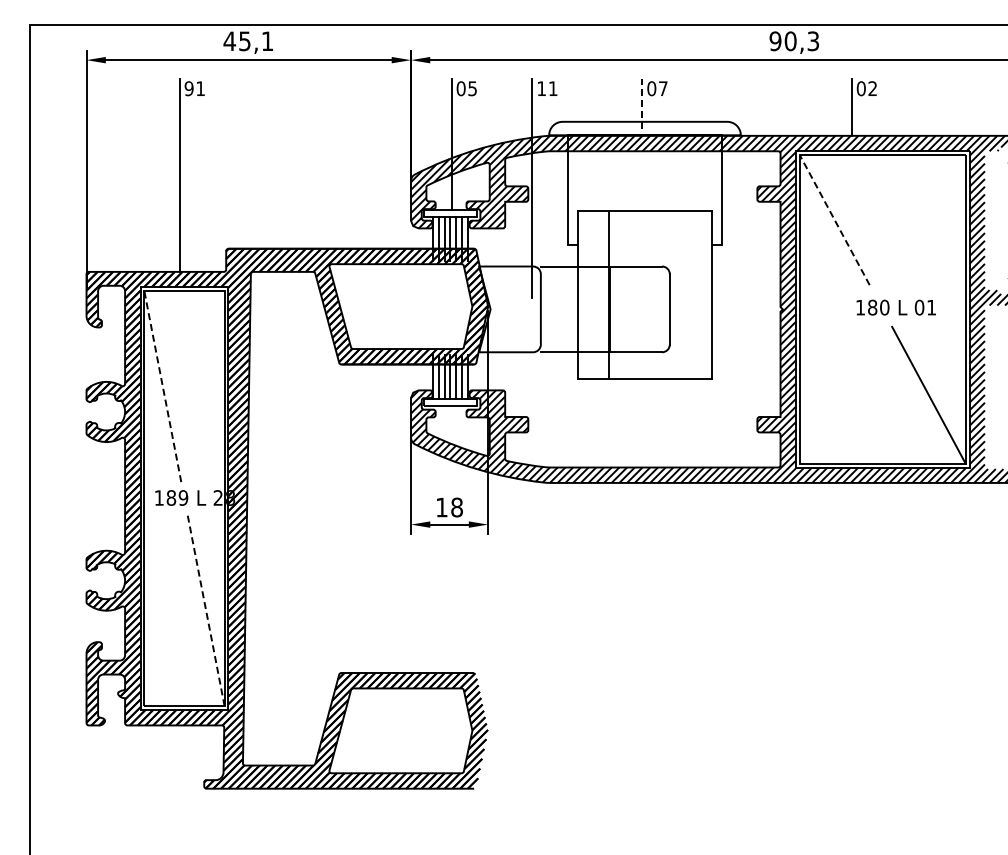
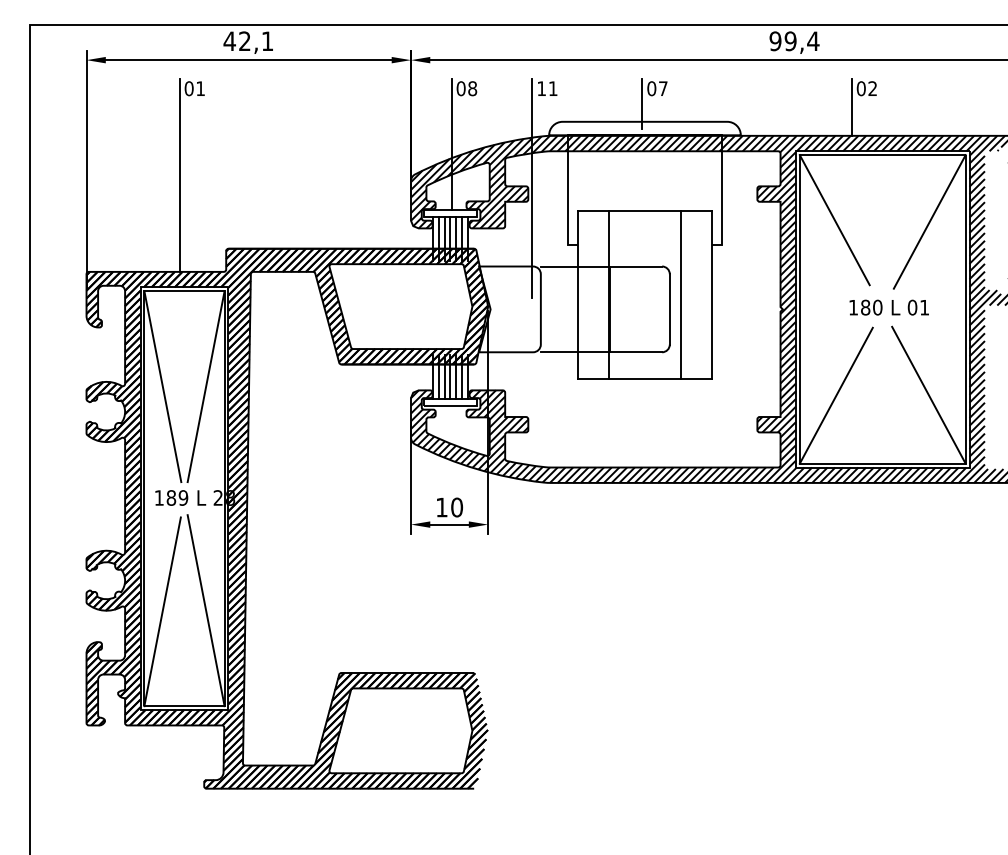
text: 45,1 -> 42,1 (244, 41)
text: 90,3 -> 99,4 (801, 41)
text: 91 -> 01 (188, 88)
text: 05 -> 08 (472, 88)
line: dashed -> solid (642, 104)
line: dashed -> solid (834, 220)
line: none -> present (929, 221)
line: none -> present (681, 294)
text position: (895, 307) -> (888, 307) (888, 307)
line: dashed -> solid (162, 386)
line: none -> present (205, 386)
line: none -> present (835, 395)
text: 18 -> 10 (457, 507)
line: dashed -> solid (206, 610)
line: none -> present (162, 611)
